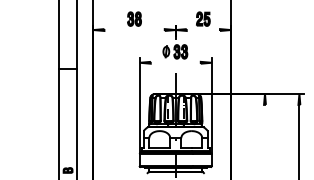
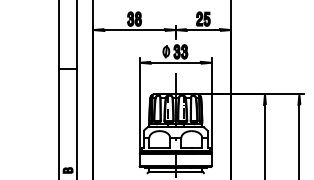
line: none -> present (134, 30)
line: none -> present (202, 30)
line: none -> present (175, 62)
line: none -> present (265, 140)
